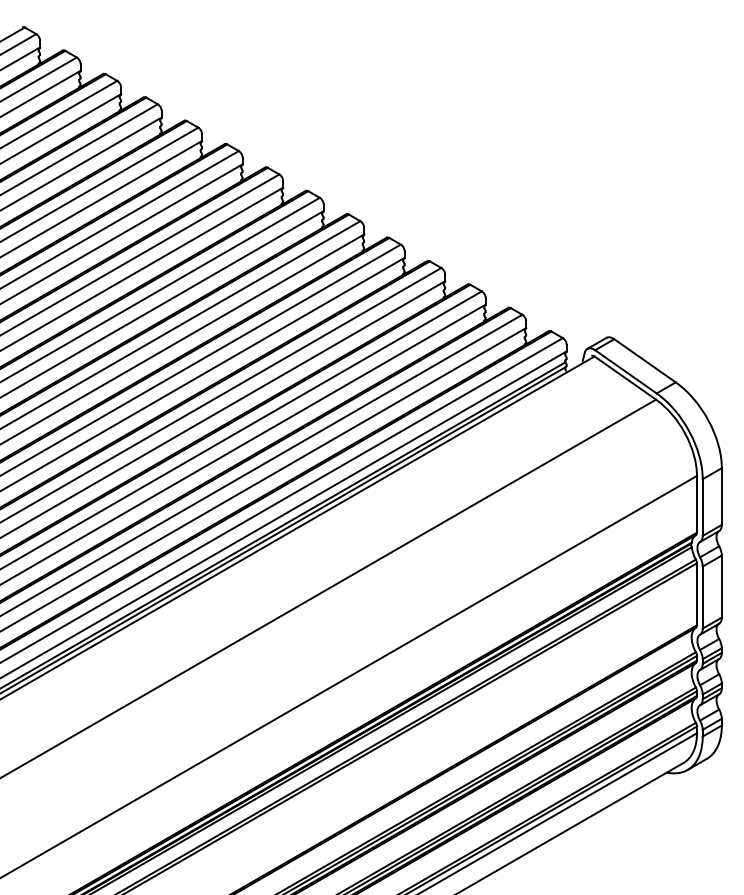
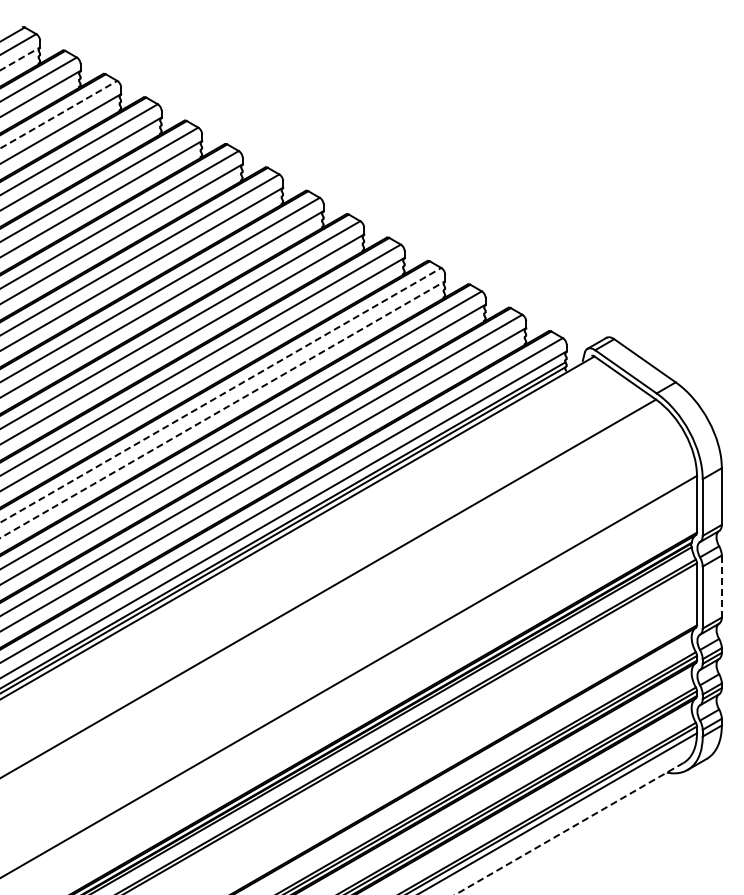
line: solid -> dashed (20, 58)
line: solid -> dashed (59, 114)
line: solid -> dashed (221, 394)
line: solid -> dashed (222, 409)
line: solid -> dashed (721, 586)
line: solid -> dashed (569, 828)
